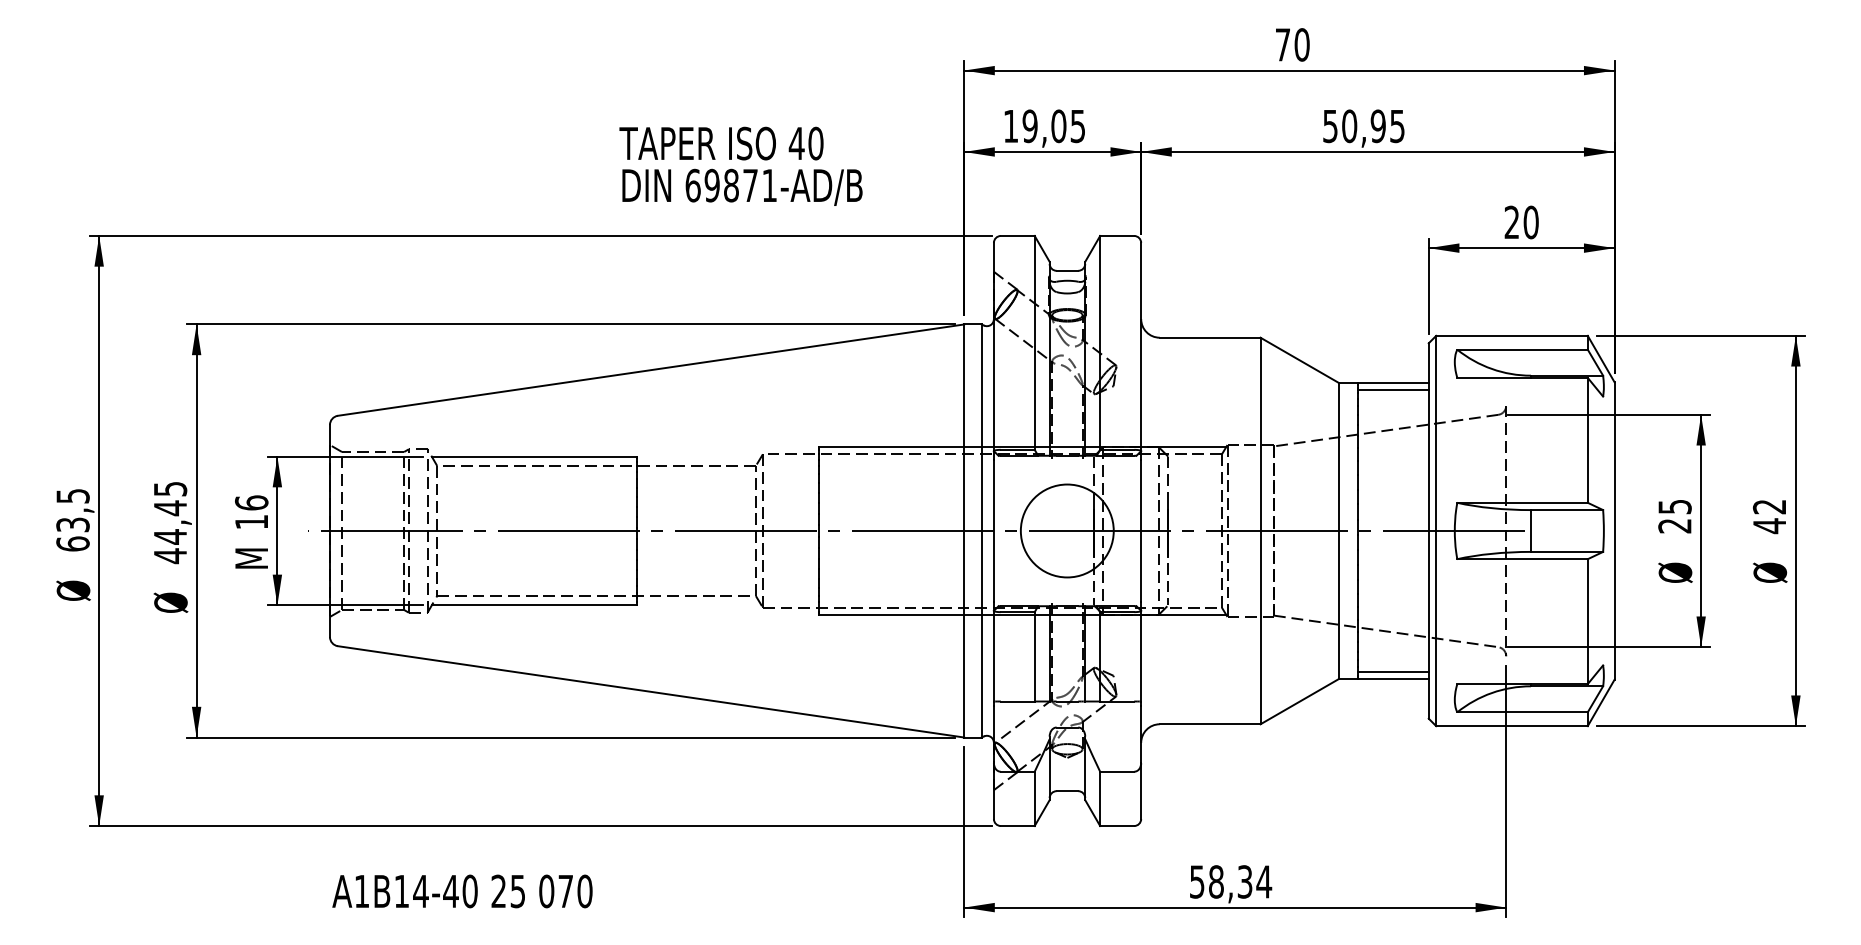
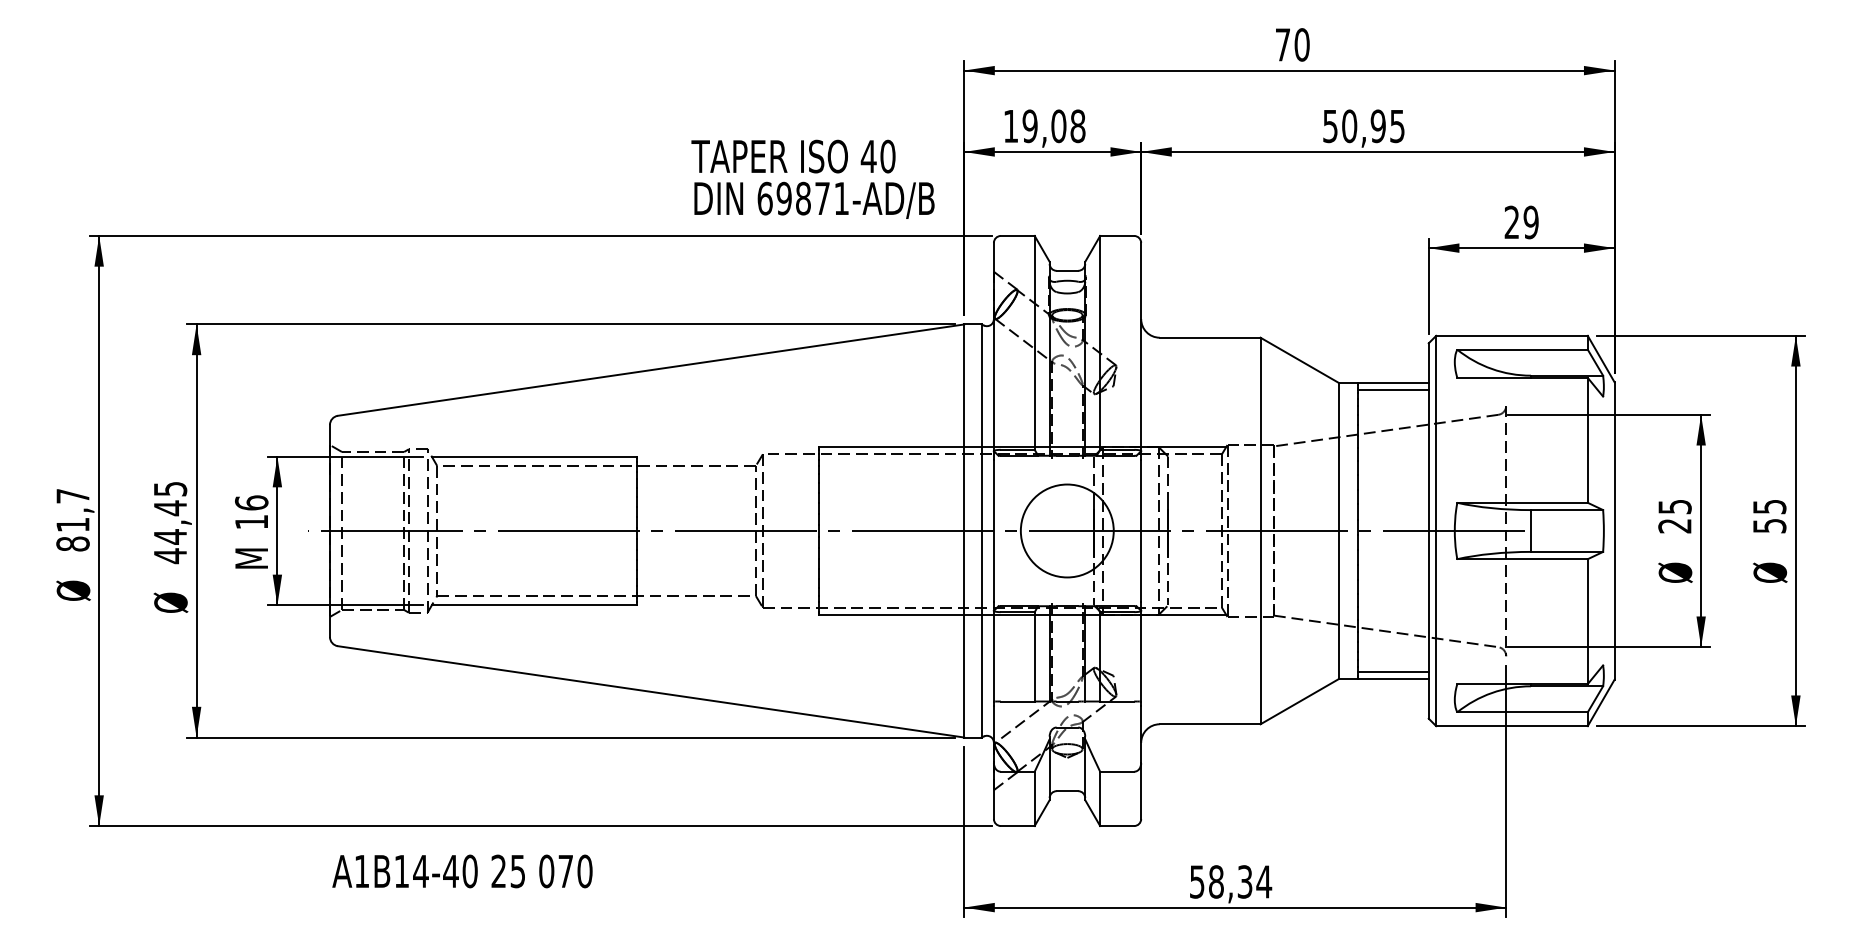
text: 19,05 -> 19,08 (1077, 126)
text position: (740, 165) -> (812, 178) (812, 178)
text: 20 -> 29 (1530, 222)
text: 42 -> 55 (1769, 517)
text: 63,5 -> 81,7 (72, 520)
text position: (462, 891) -> (462, 871) (462, 871)
